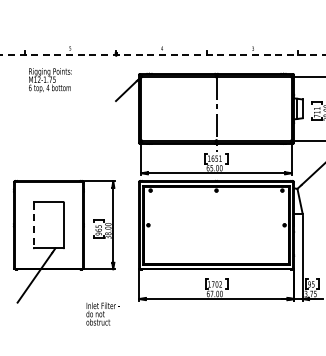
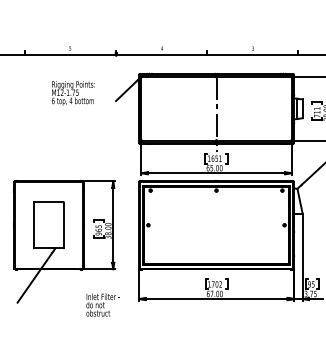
line: dashed -> solid (163, 55)
text position: (50, 80) -> (73, 93) (73, 93)
line: dashed -> solid (33, 225)
text position: (102, 313) -> (102, 304) (102, 304)
